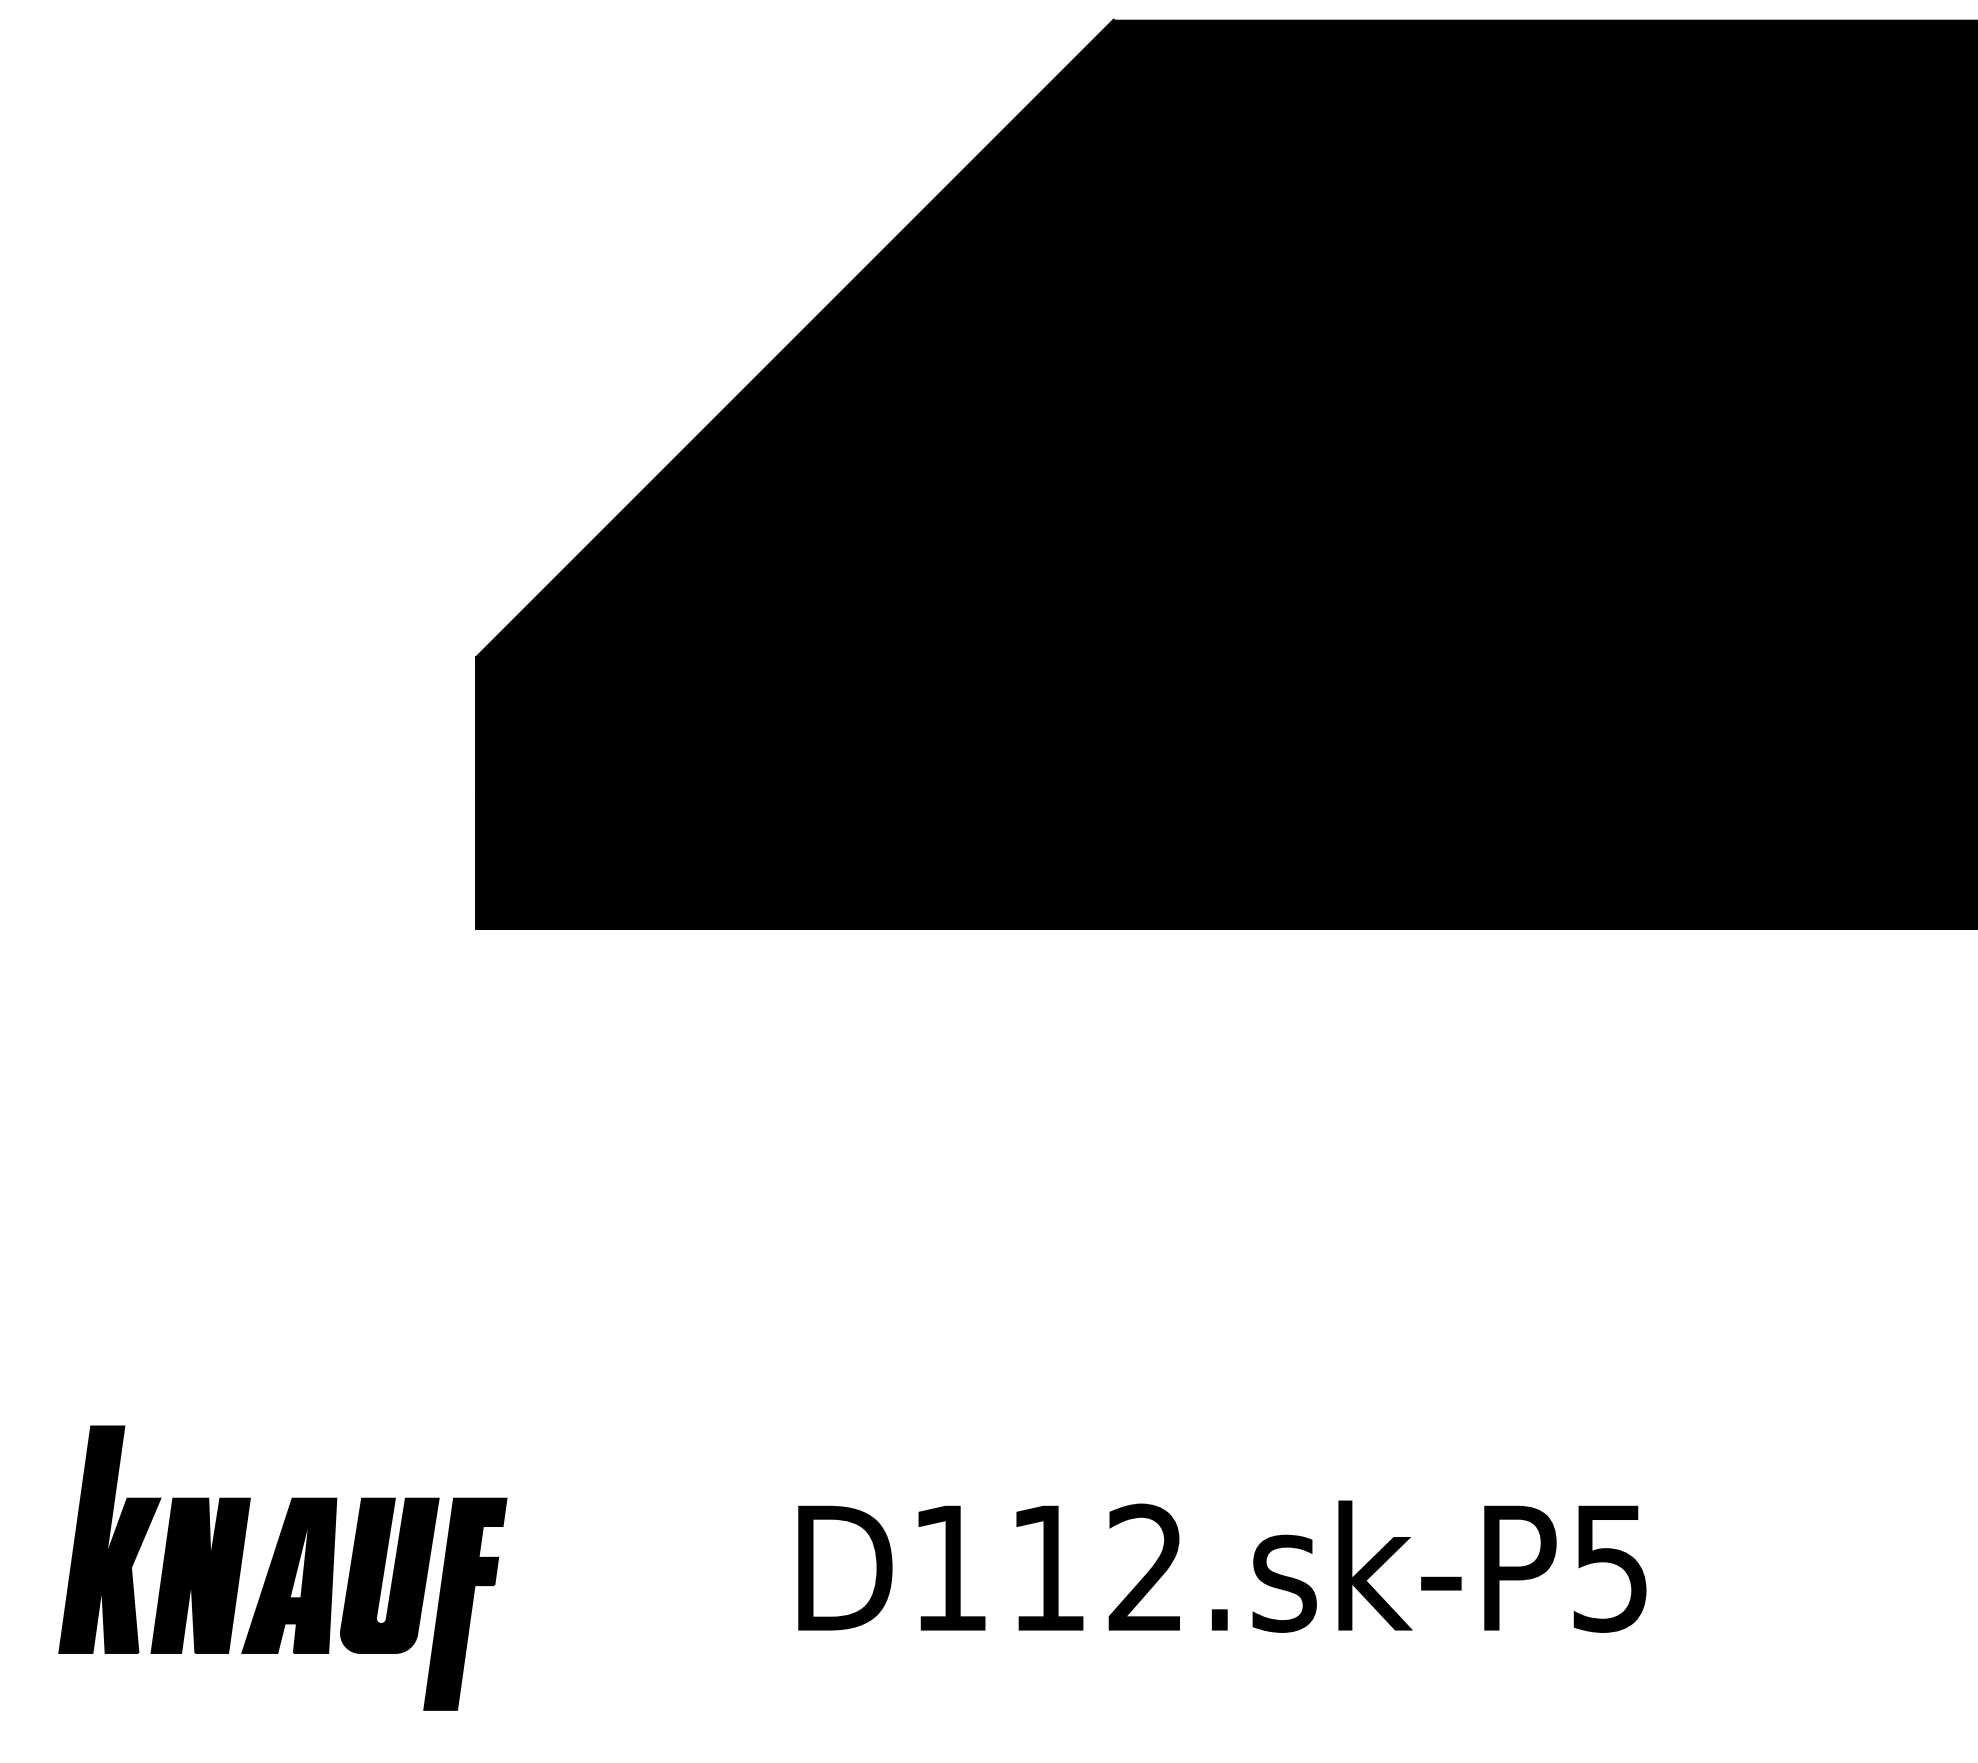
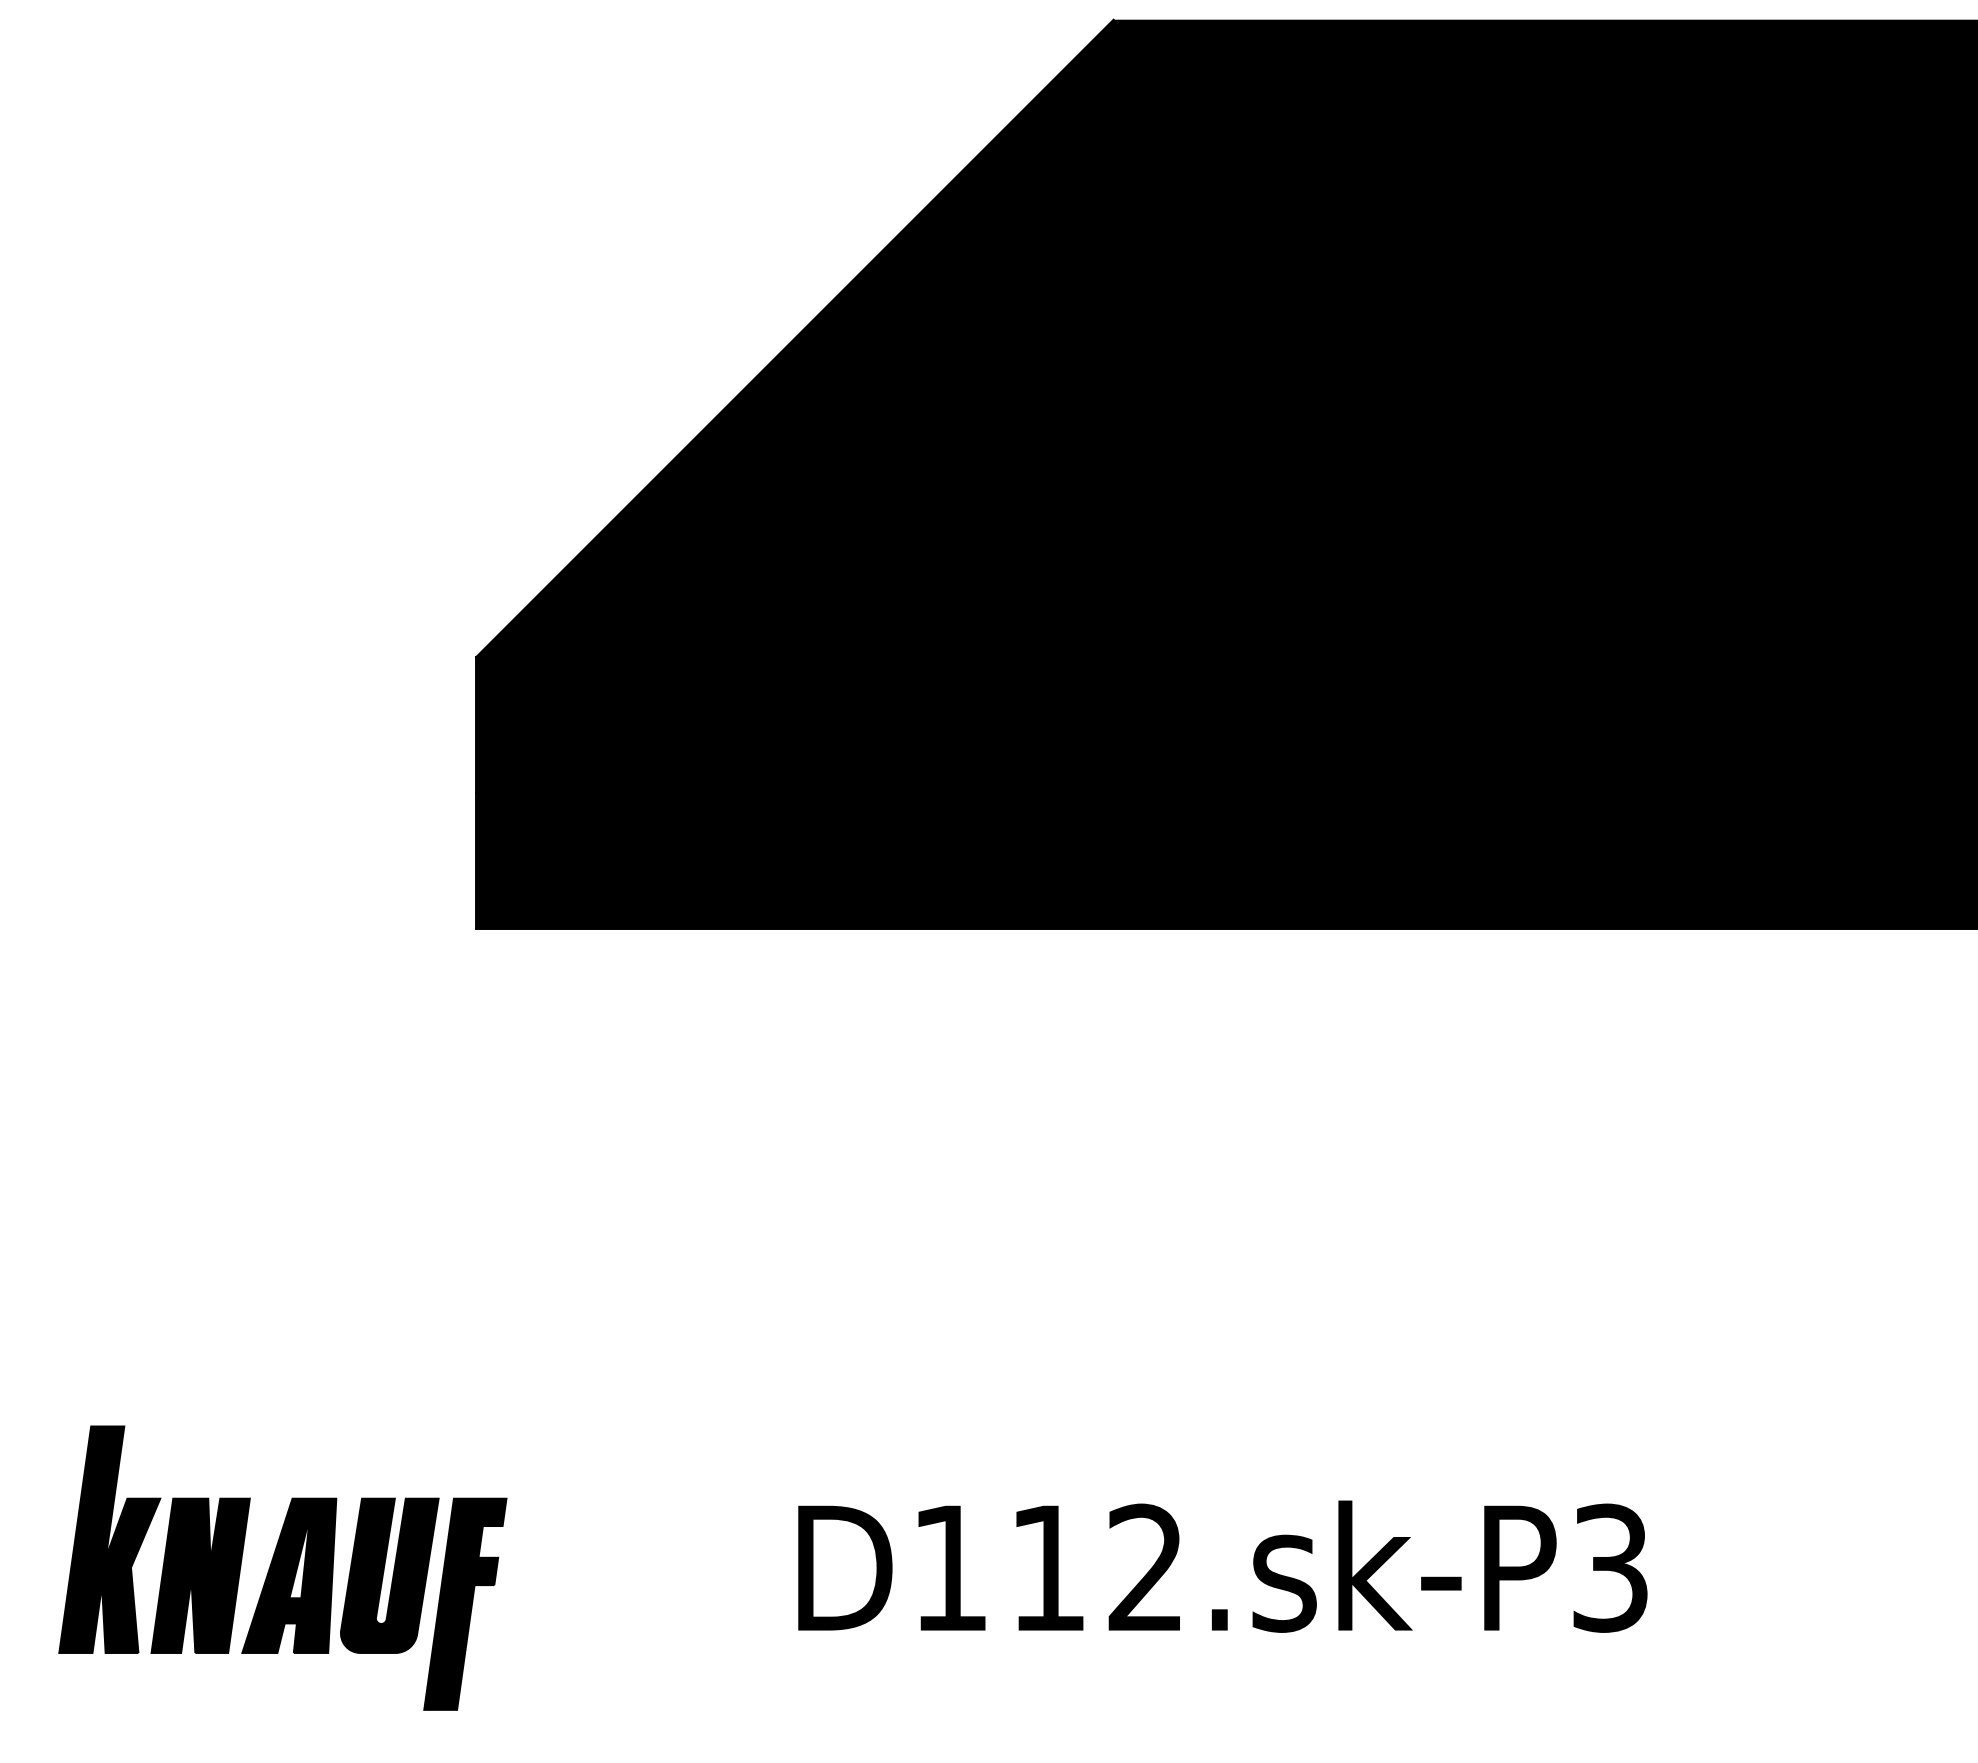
text: D112.sk-P5 -> D112.sk-P3 (1610, 1567)
